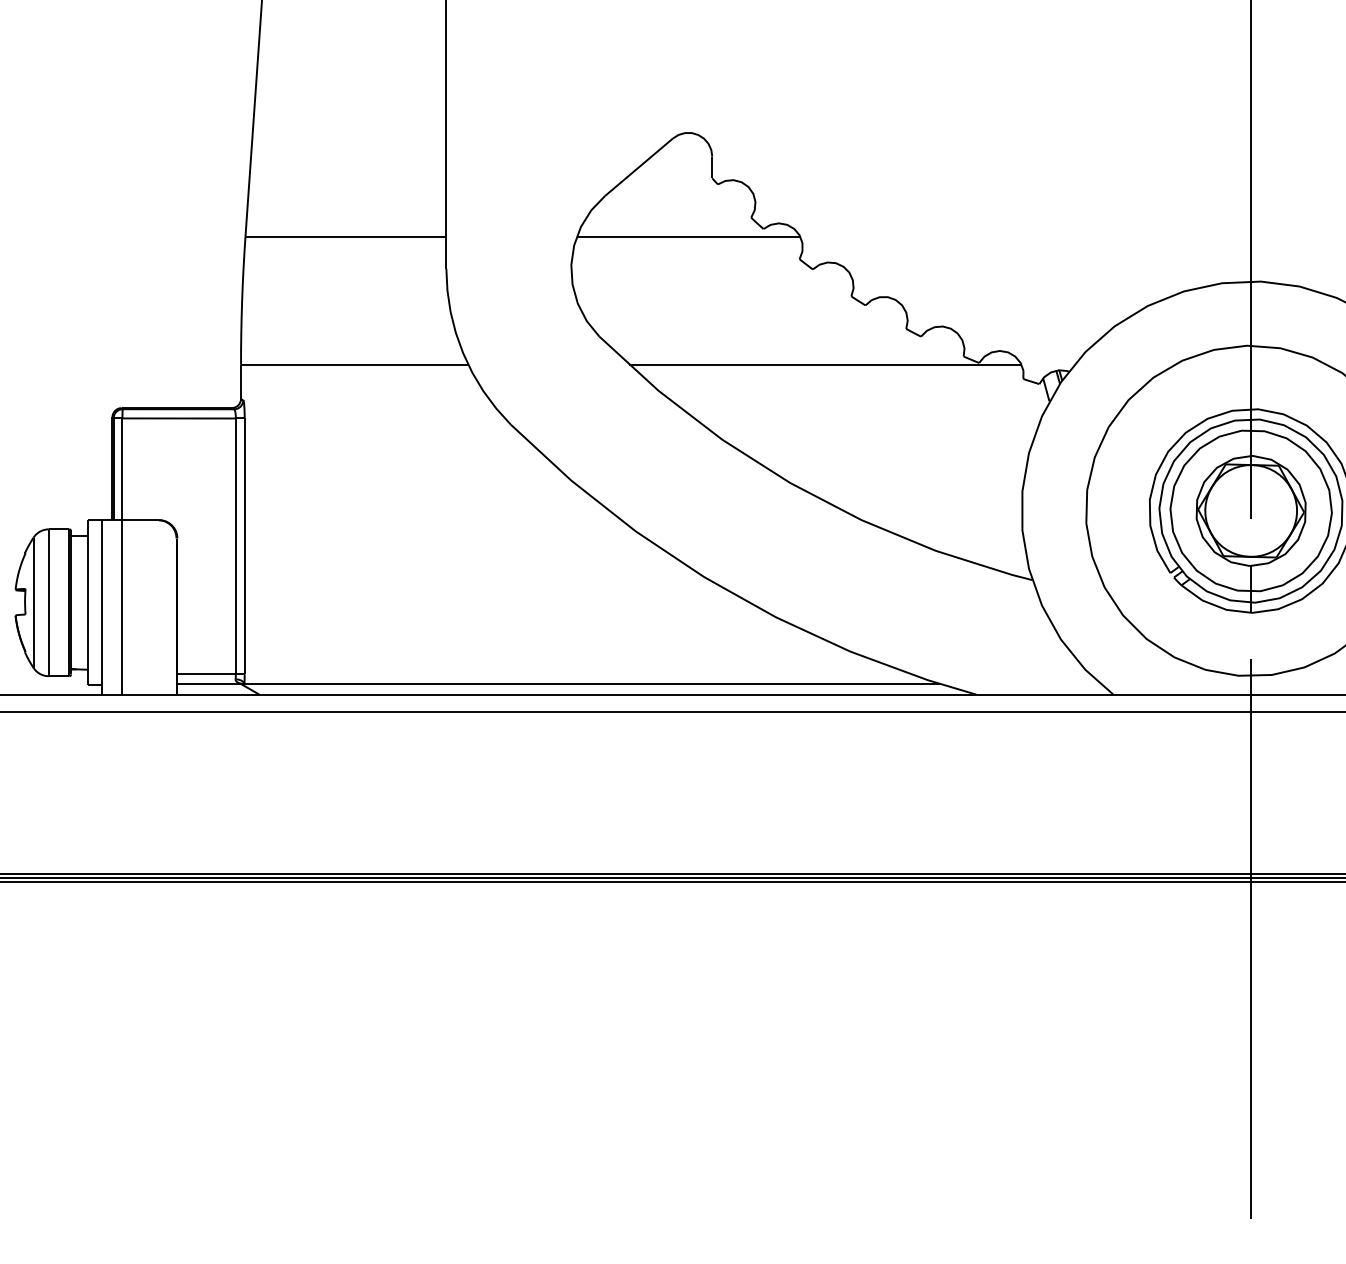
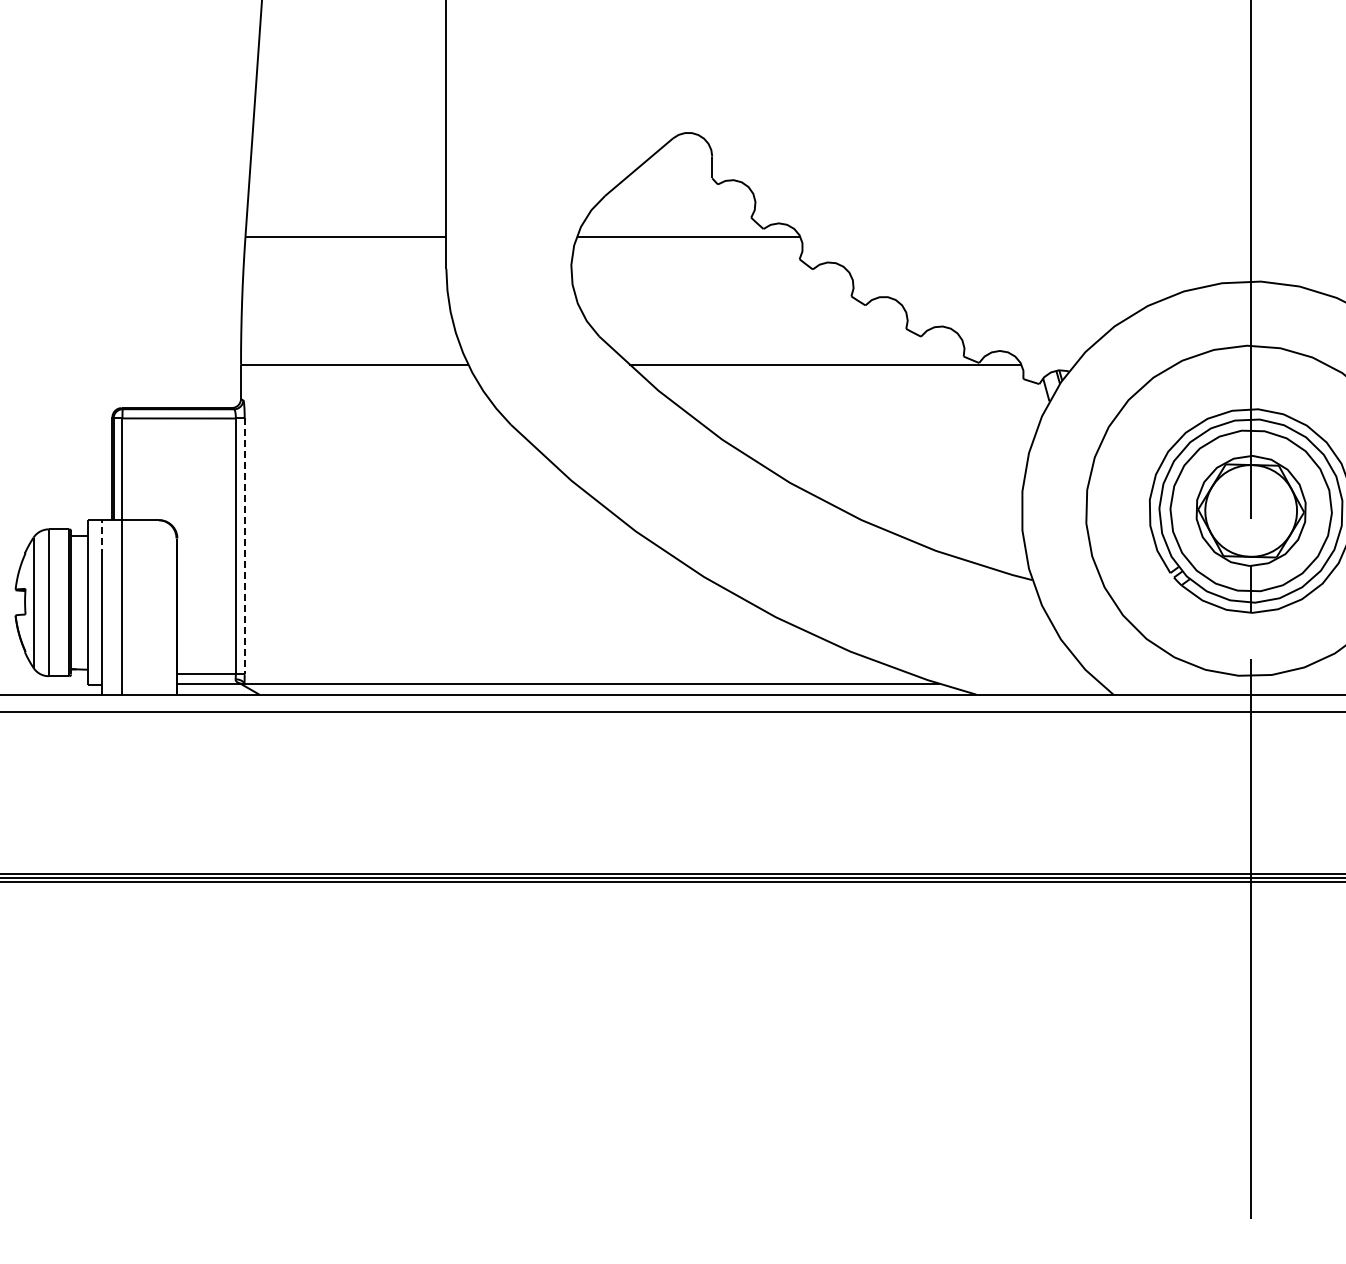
line: solid -> dashed (102, 537)
line: solid -> dashed (244, 546)
